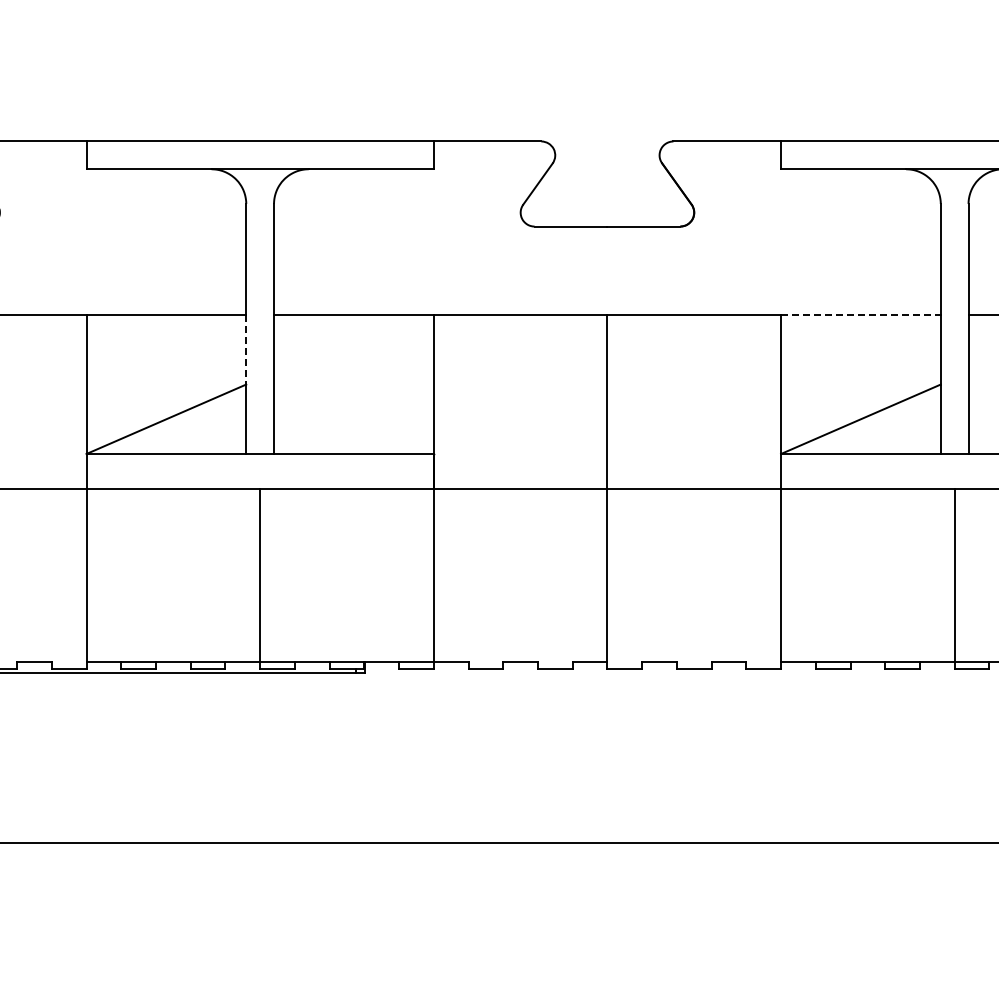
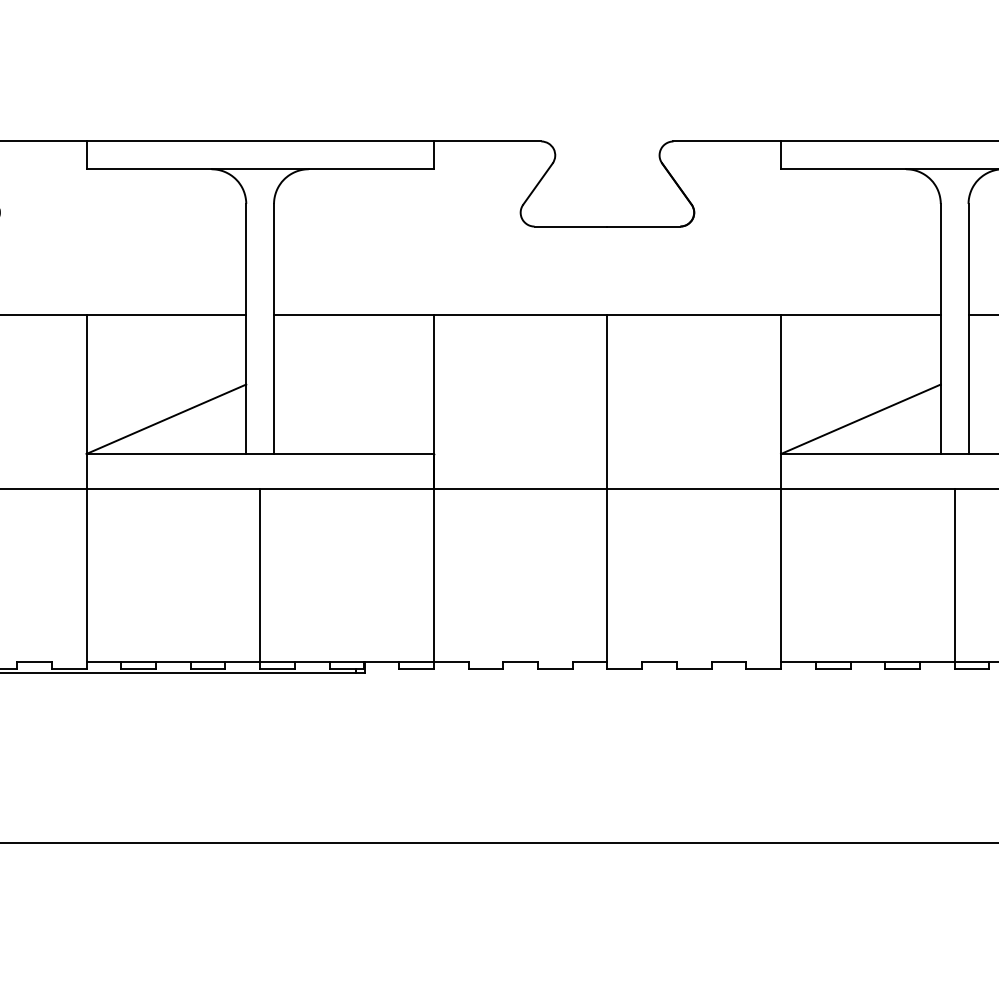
line: dashed -> solid (860, 315)
line: dashed -> solid (246, 349)
